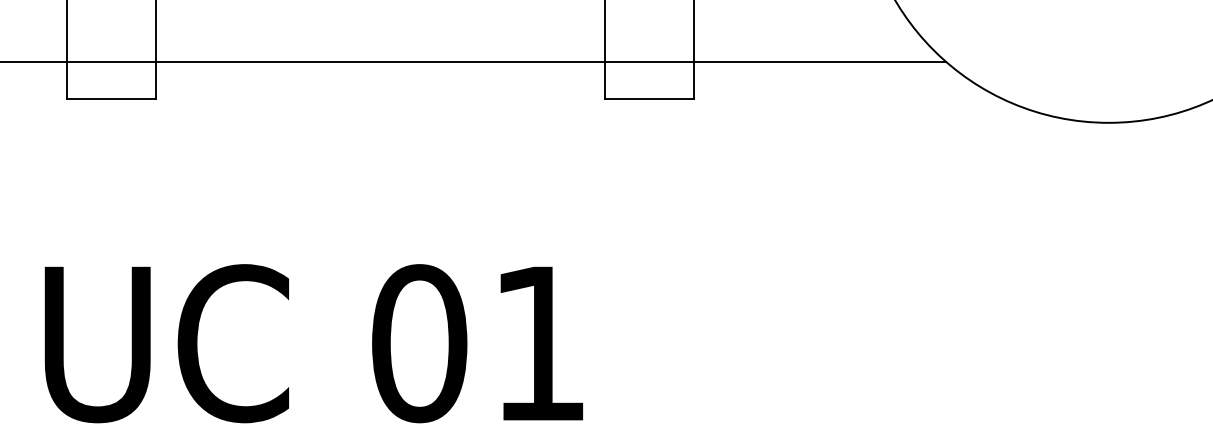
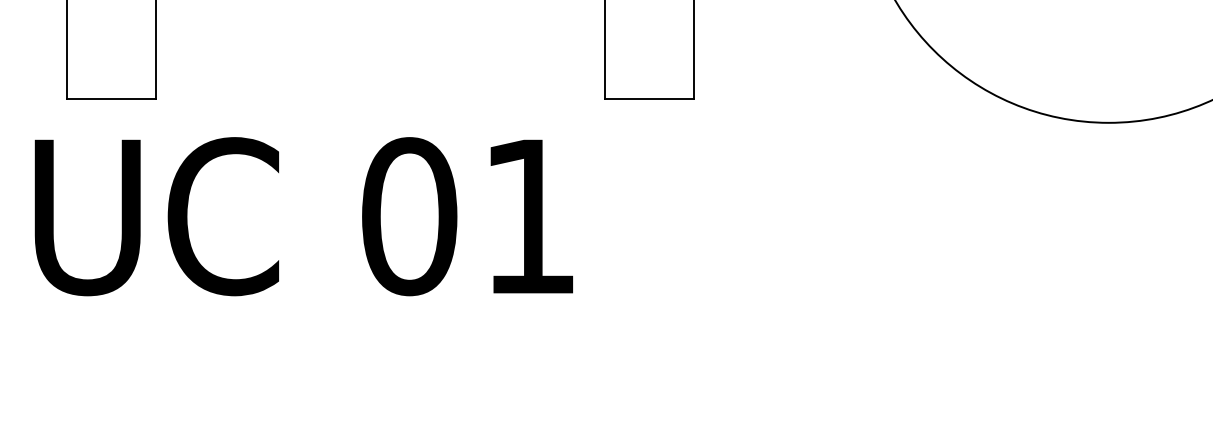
line: present -> none (473, 61)
text position: (313, 343) -> (303, 216) (303, 216)
